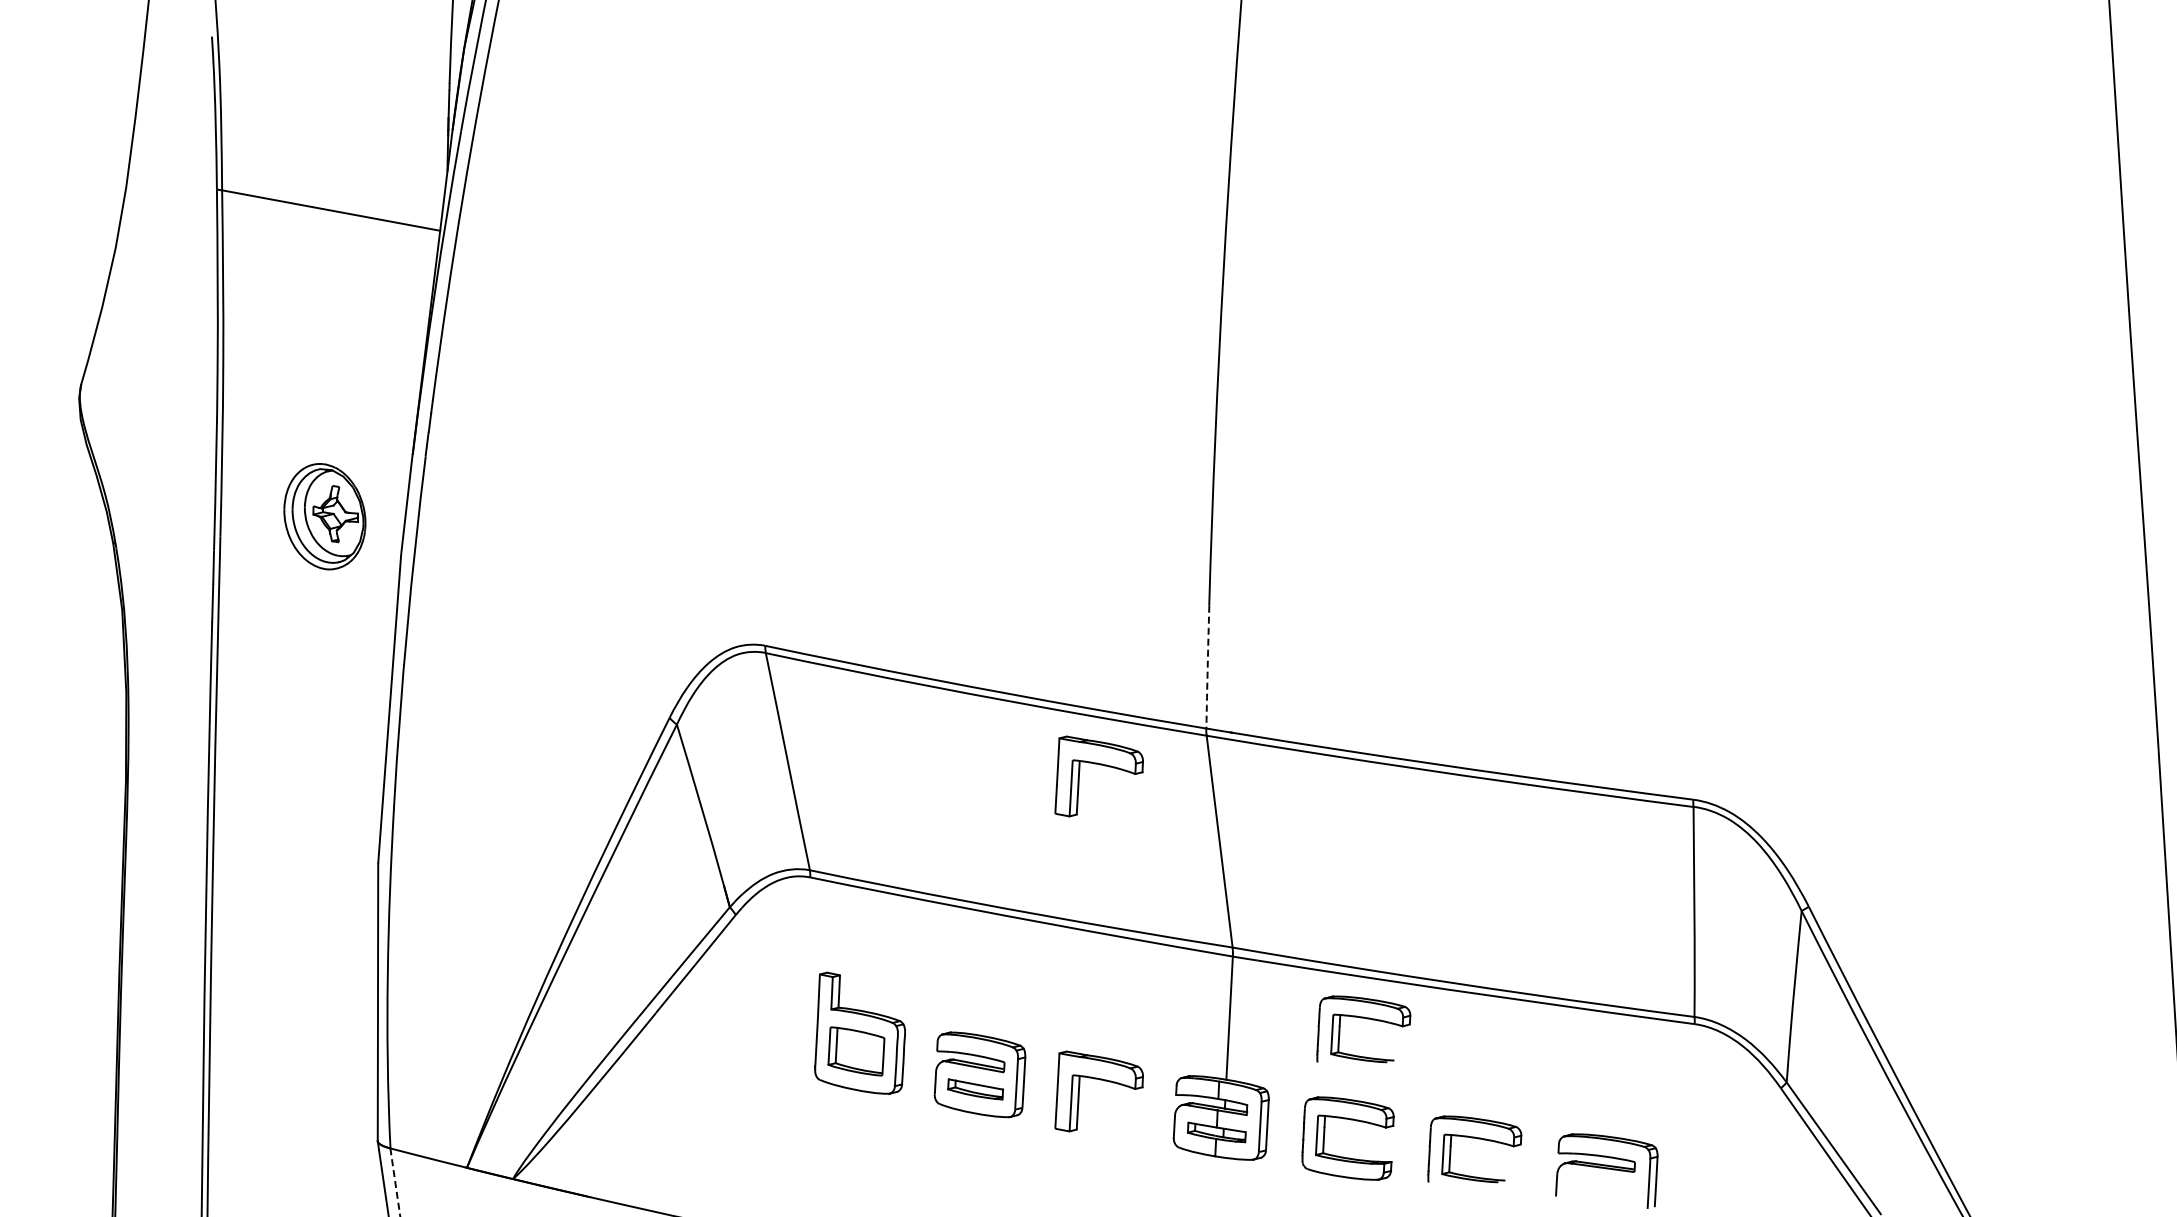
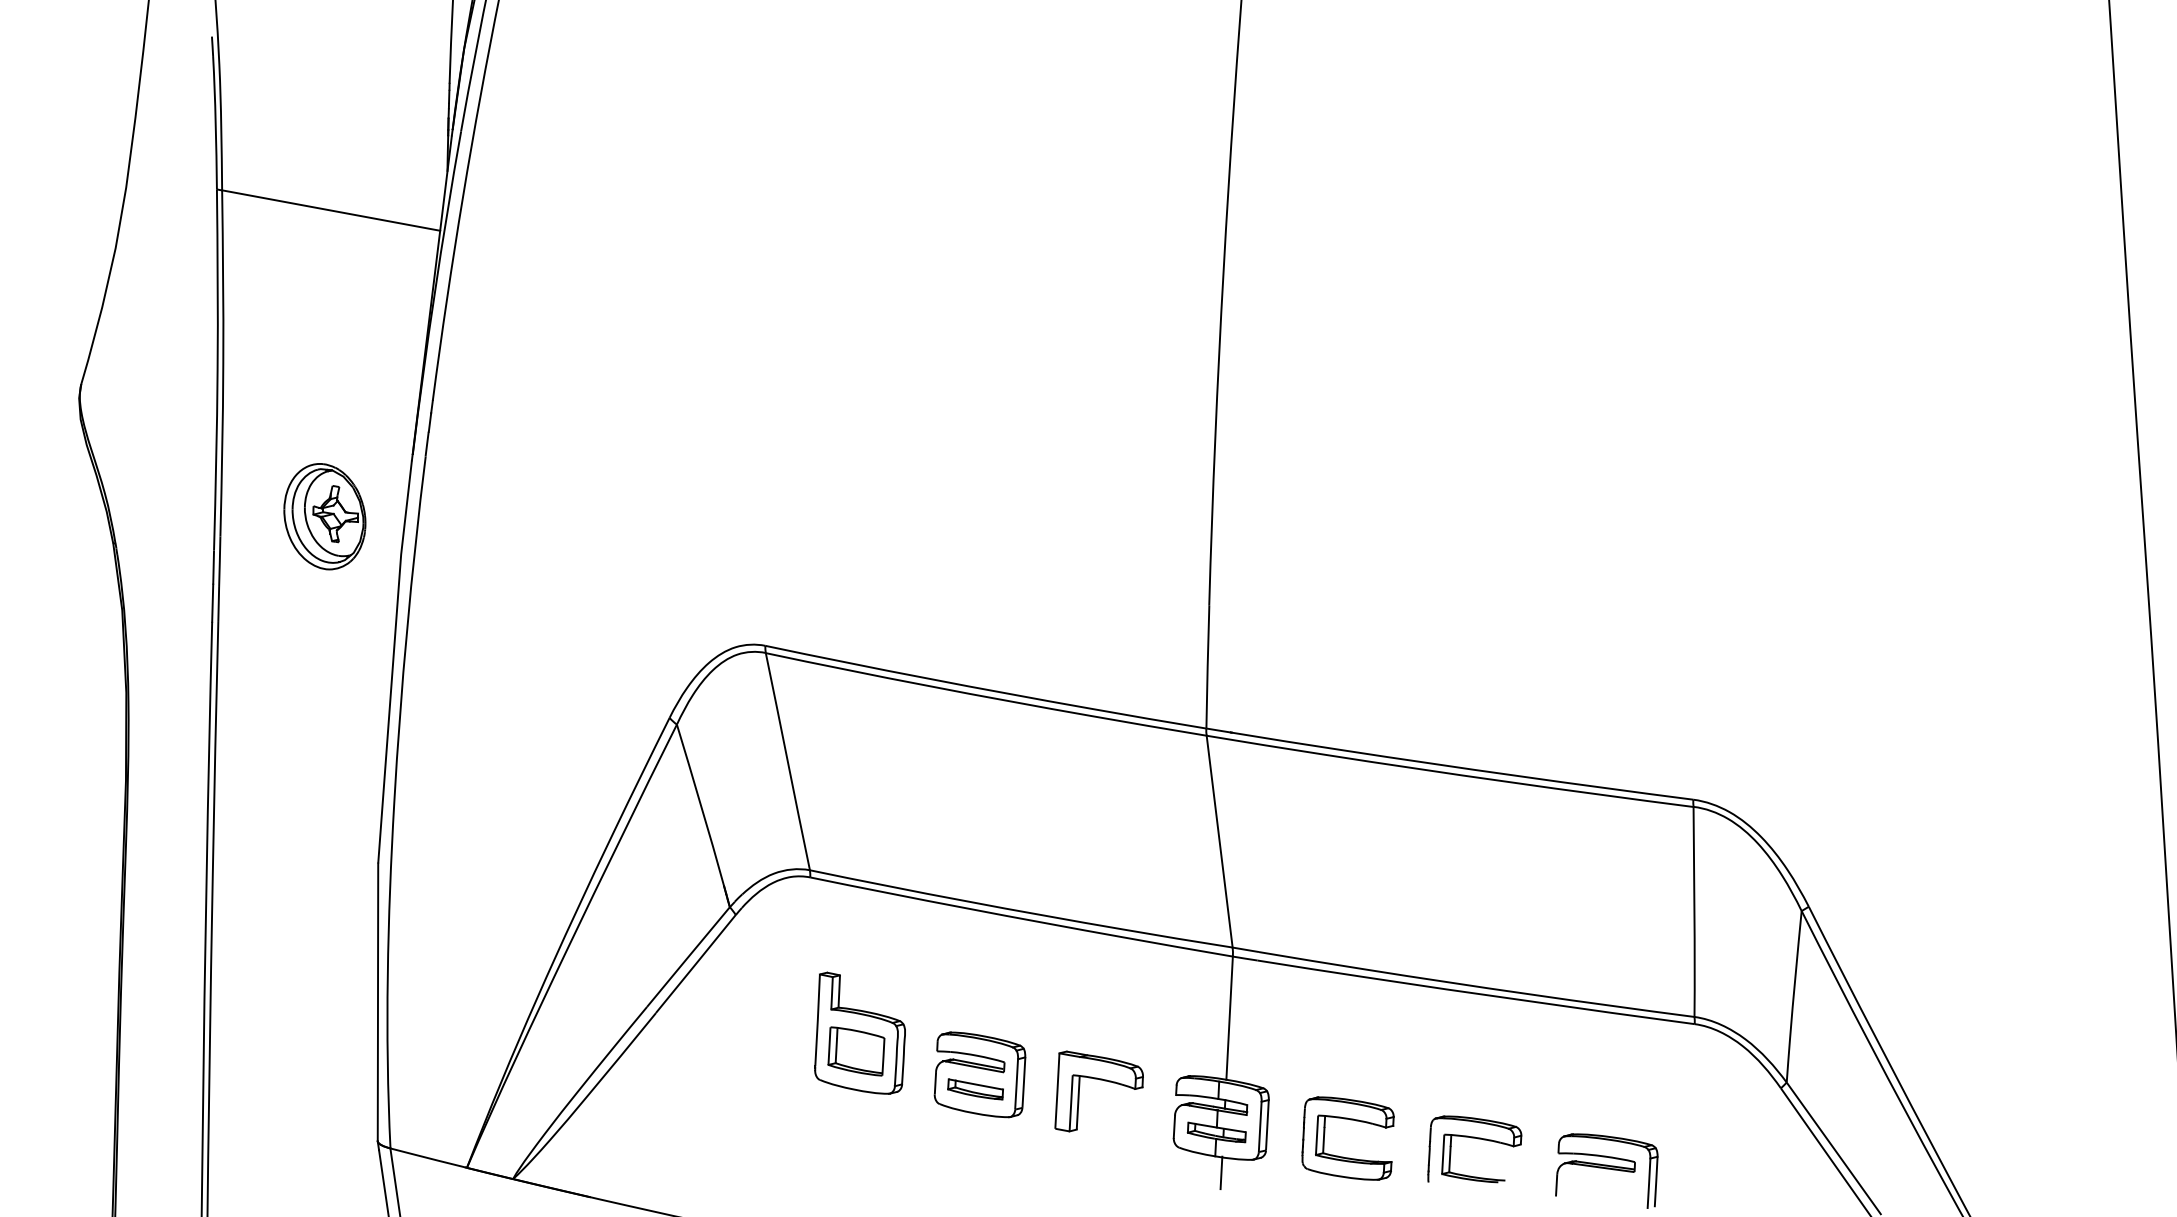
arc: dashed -> solid (1207, 667)
part: present -> none (1100, 765)
part: present -> none (1367, 1019)
line: none -> present (1221, 1172)
line: dashed -> solid (395, 1182)
